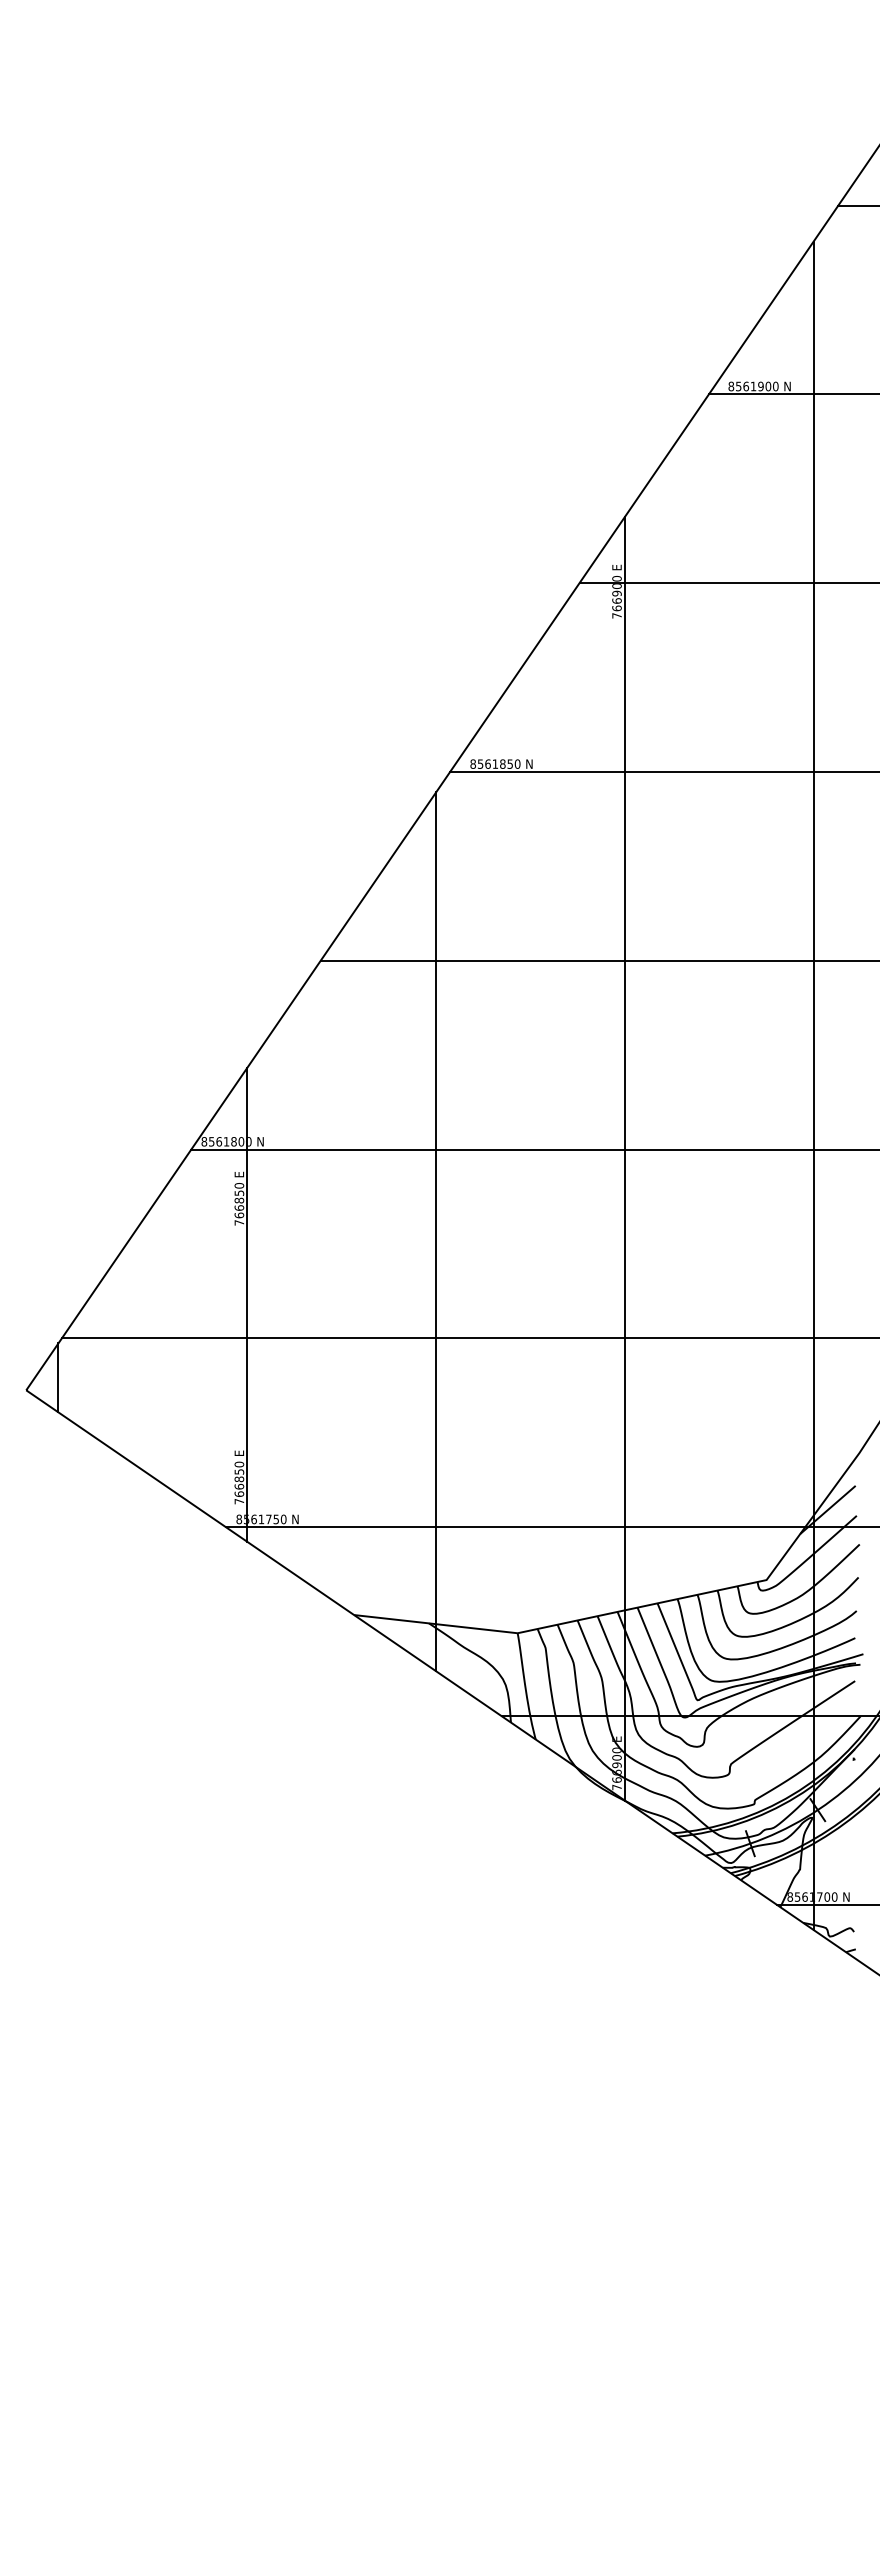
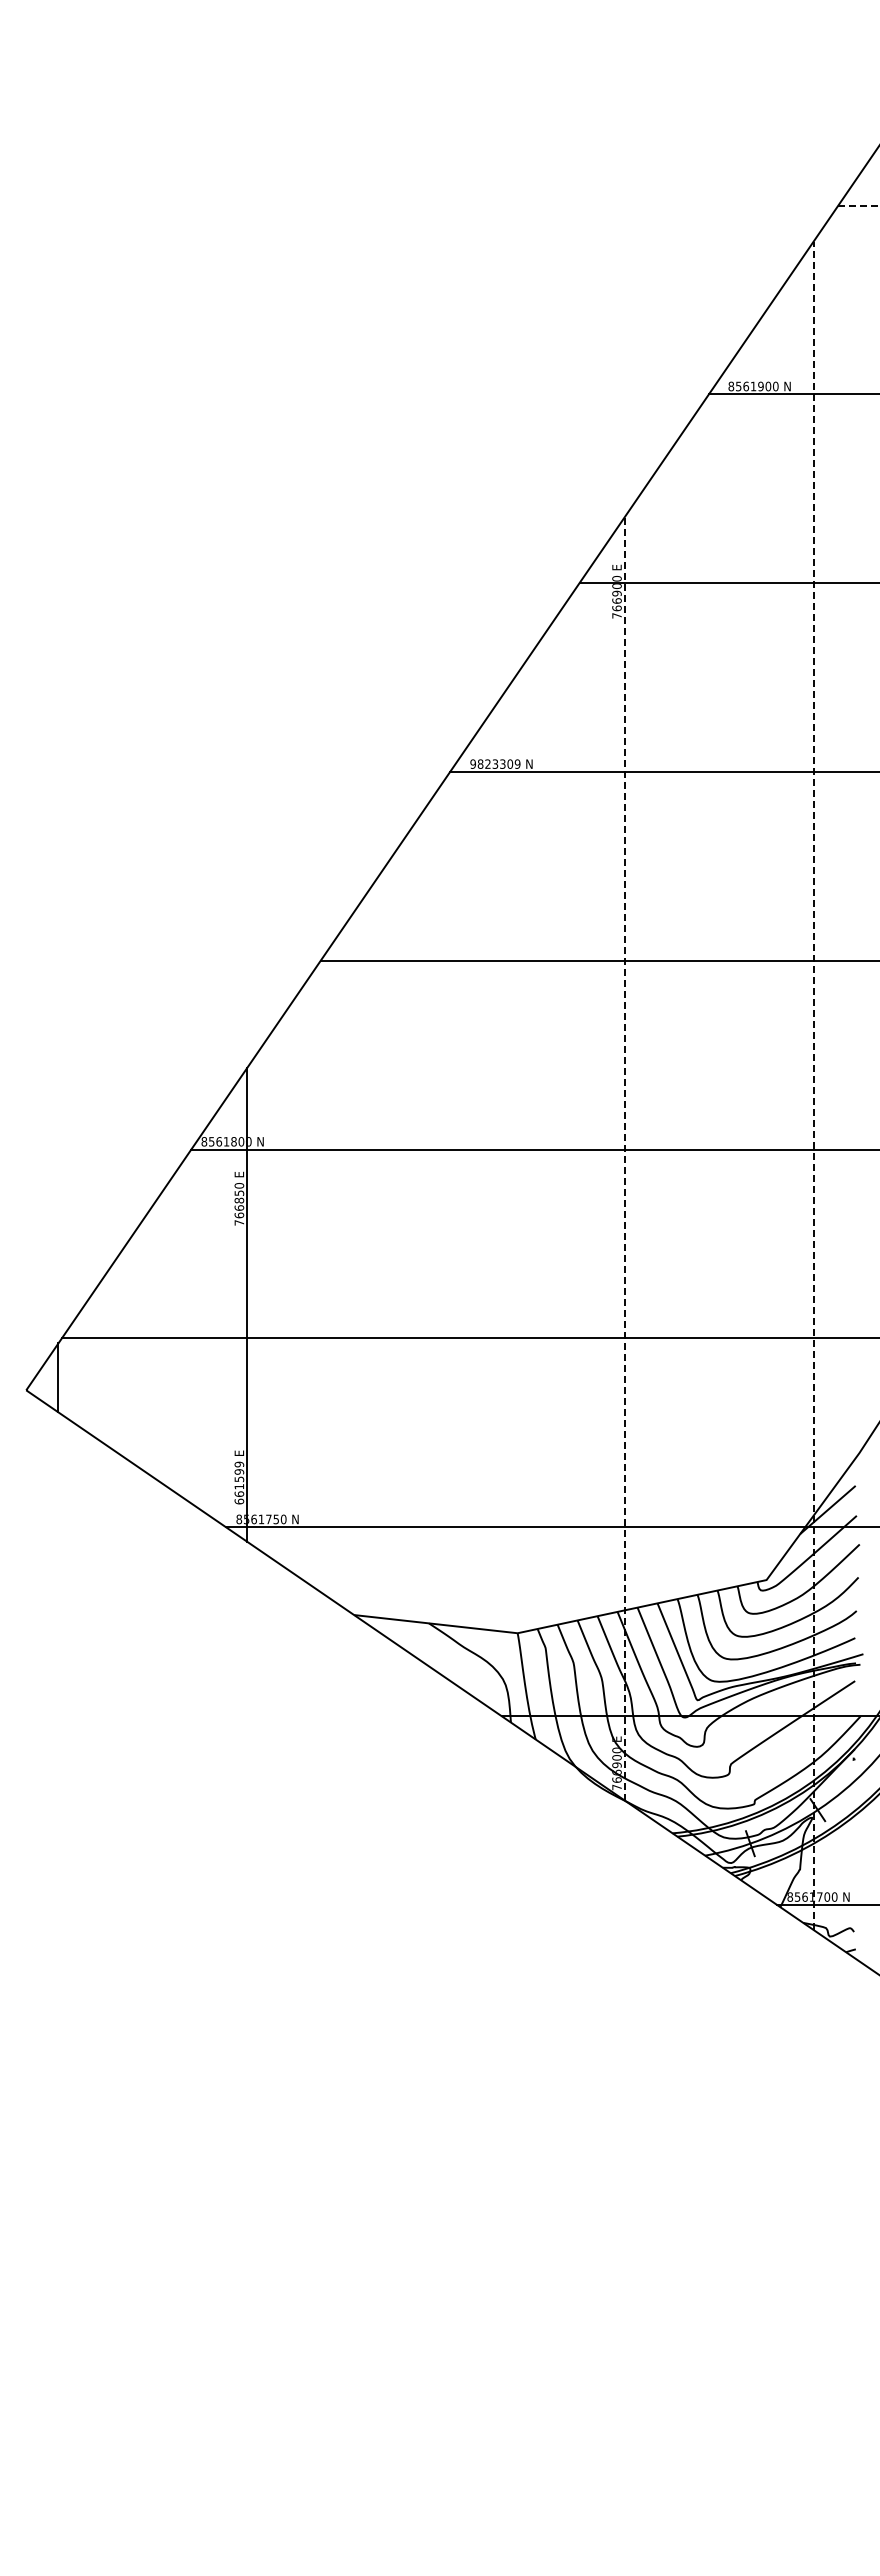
line: solid -> dashed (859, 205)
text: 8561850 -> 9823309 (495, 763)
line: solid -> dashed (813, 1085)
line: solid -> dashed (624, 1158)
line: present -> none (436, 1231)
text: 766850 -> 661599 (239, 1482)
